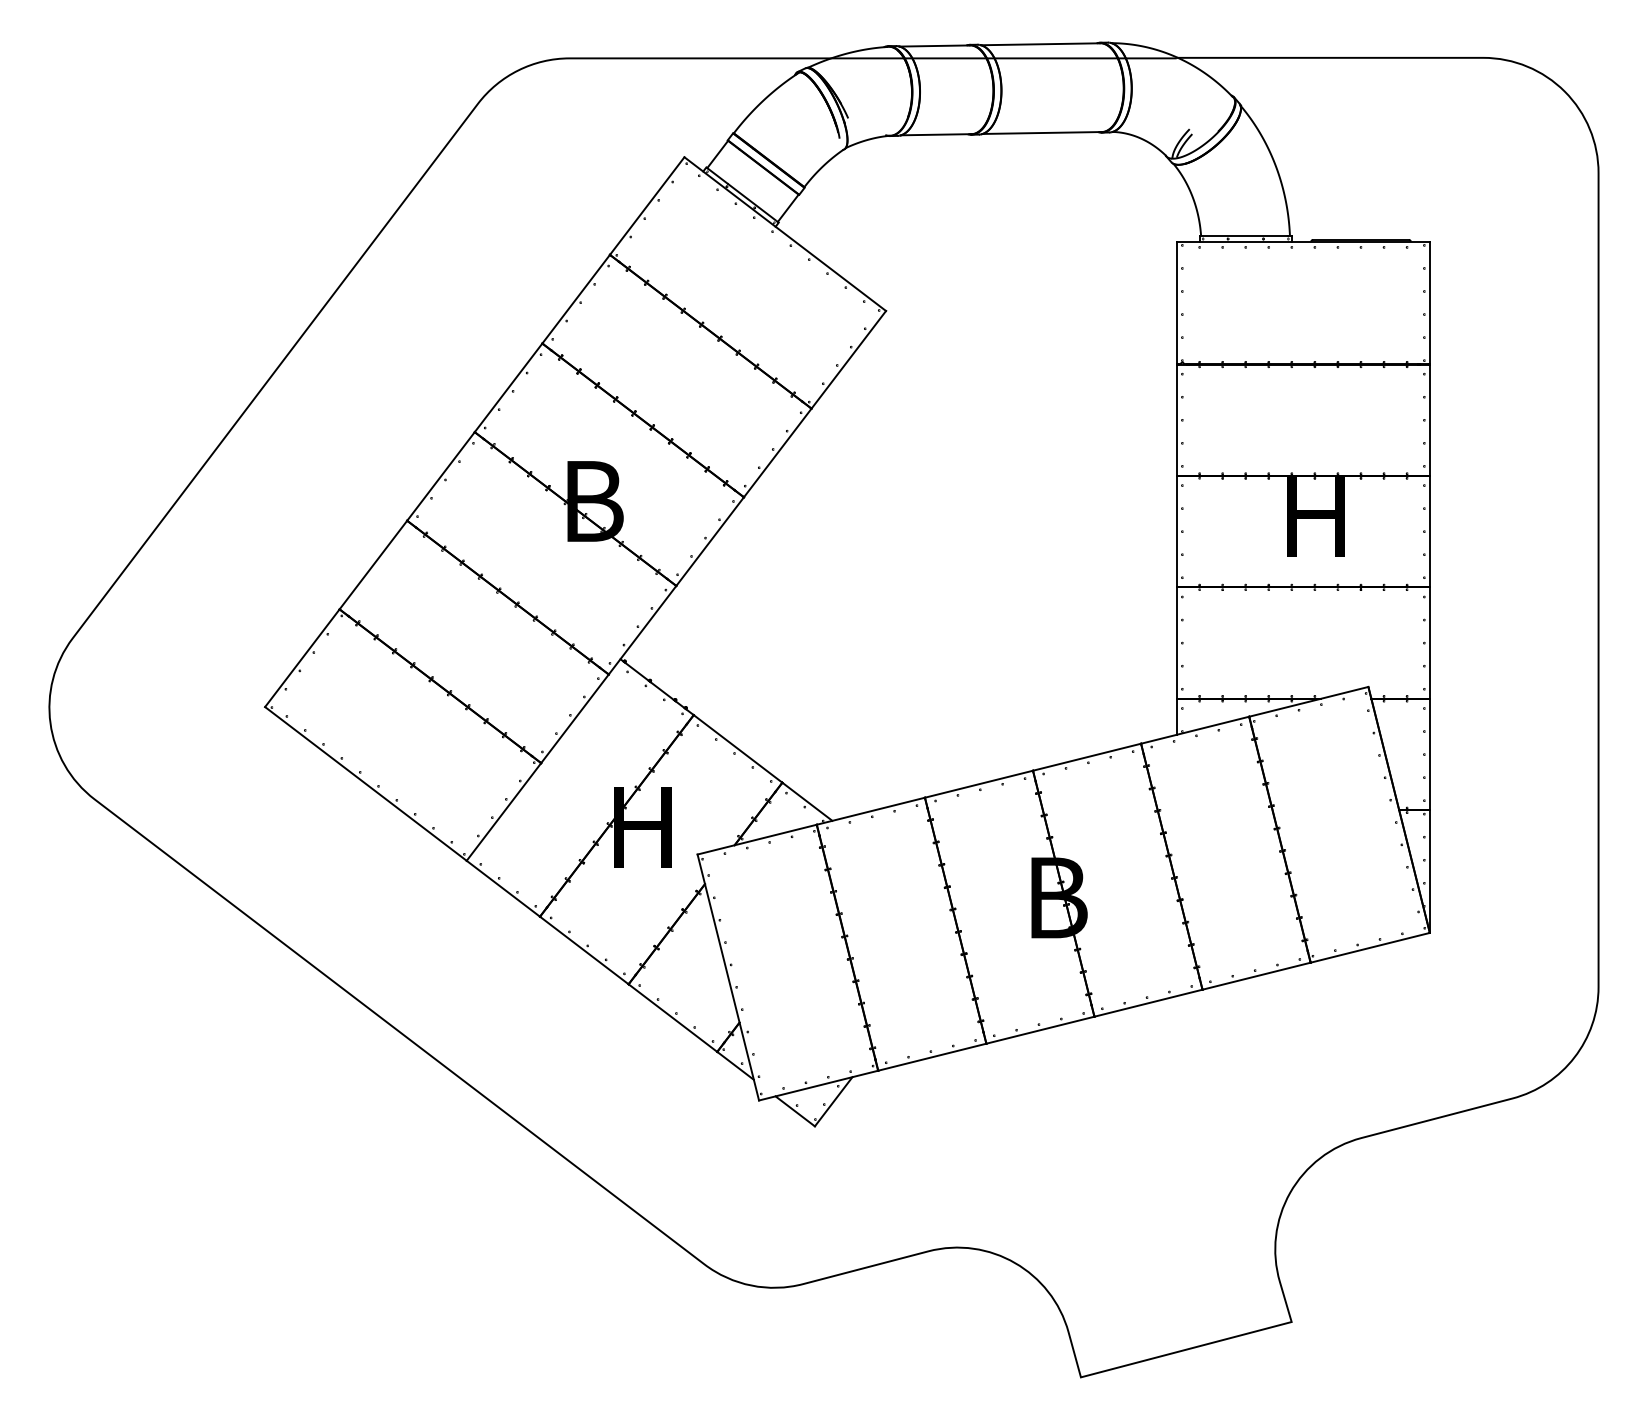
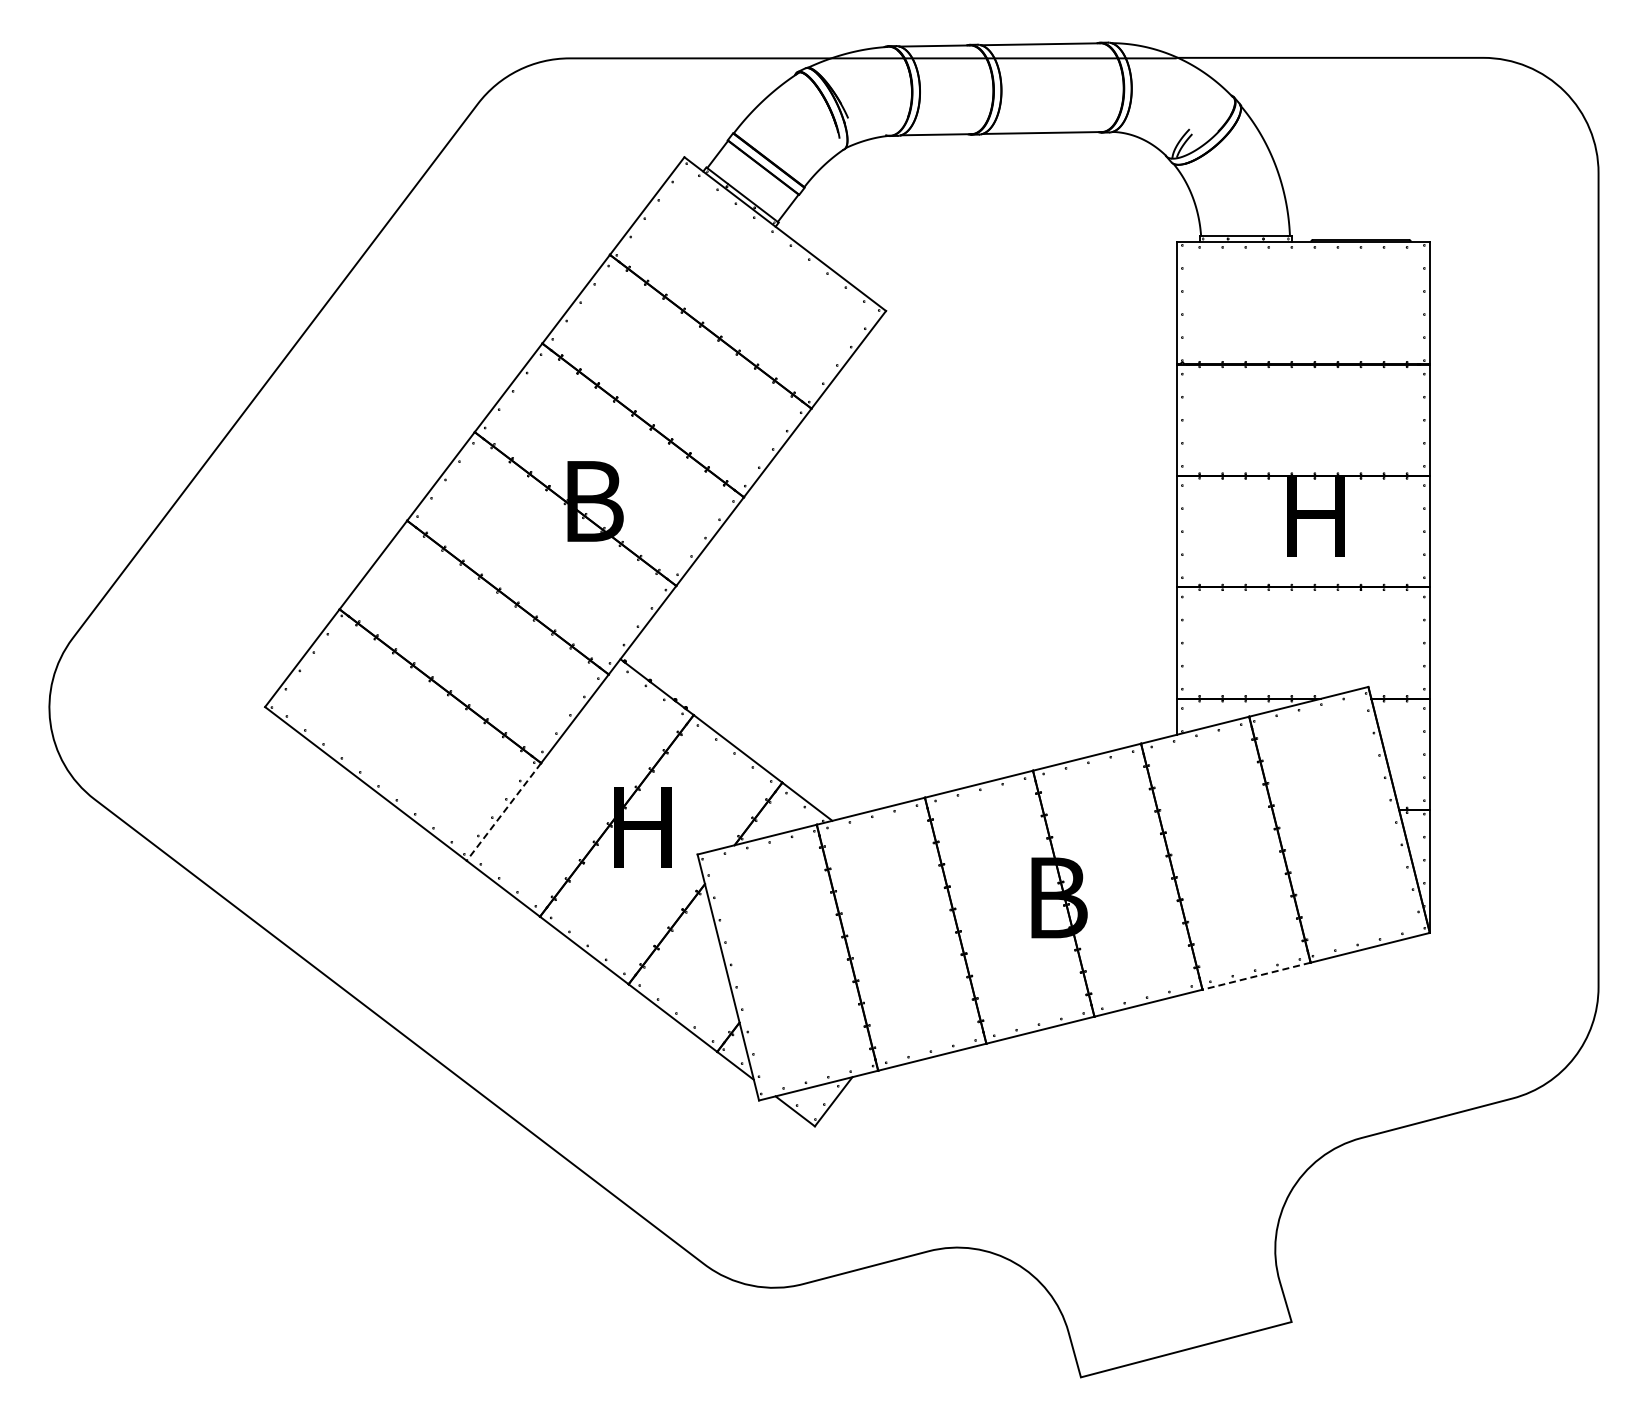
line: solid -> dashed (503, 812)
line: solid -> dashed (1256, 976)
